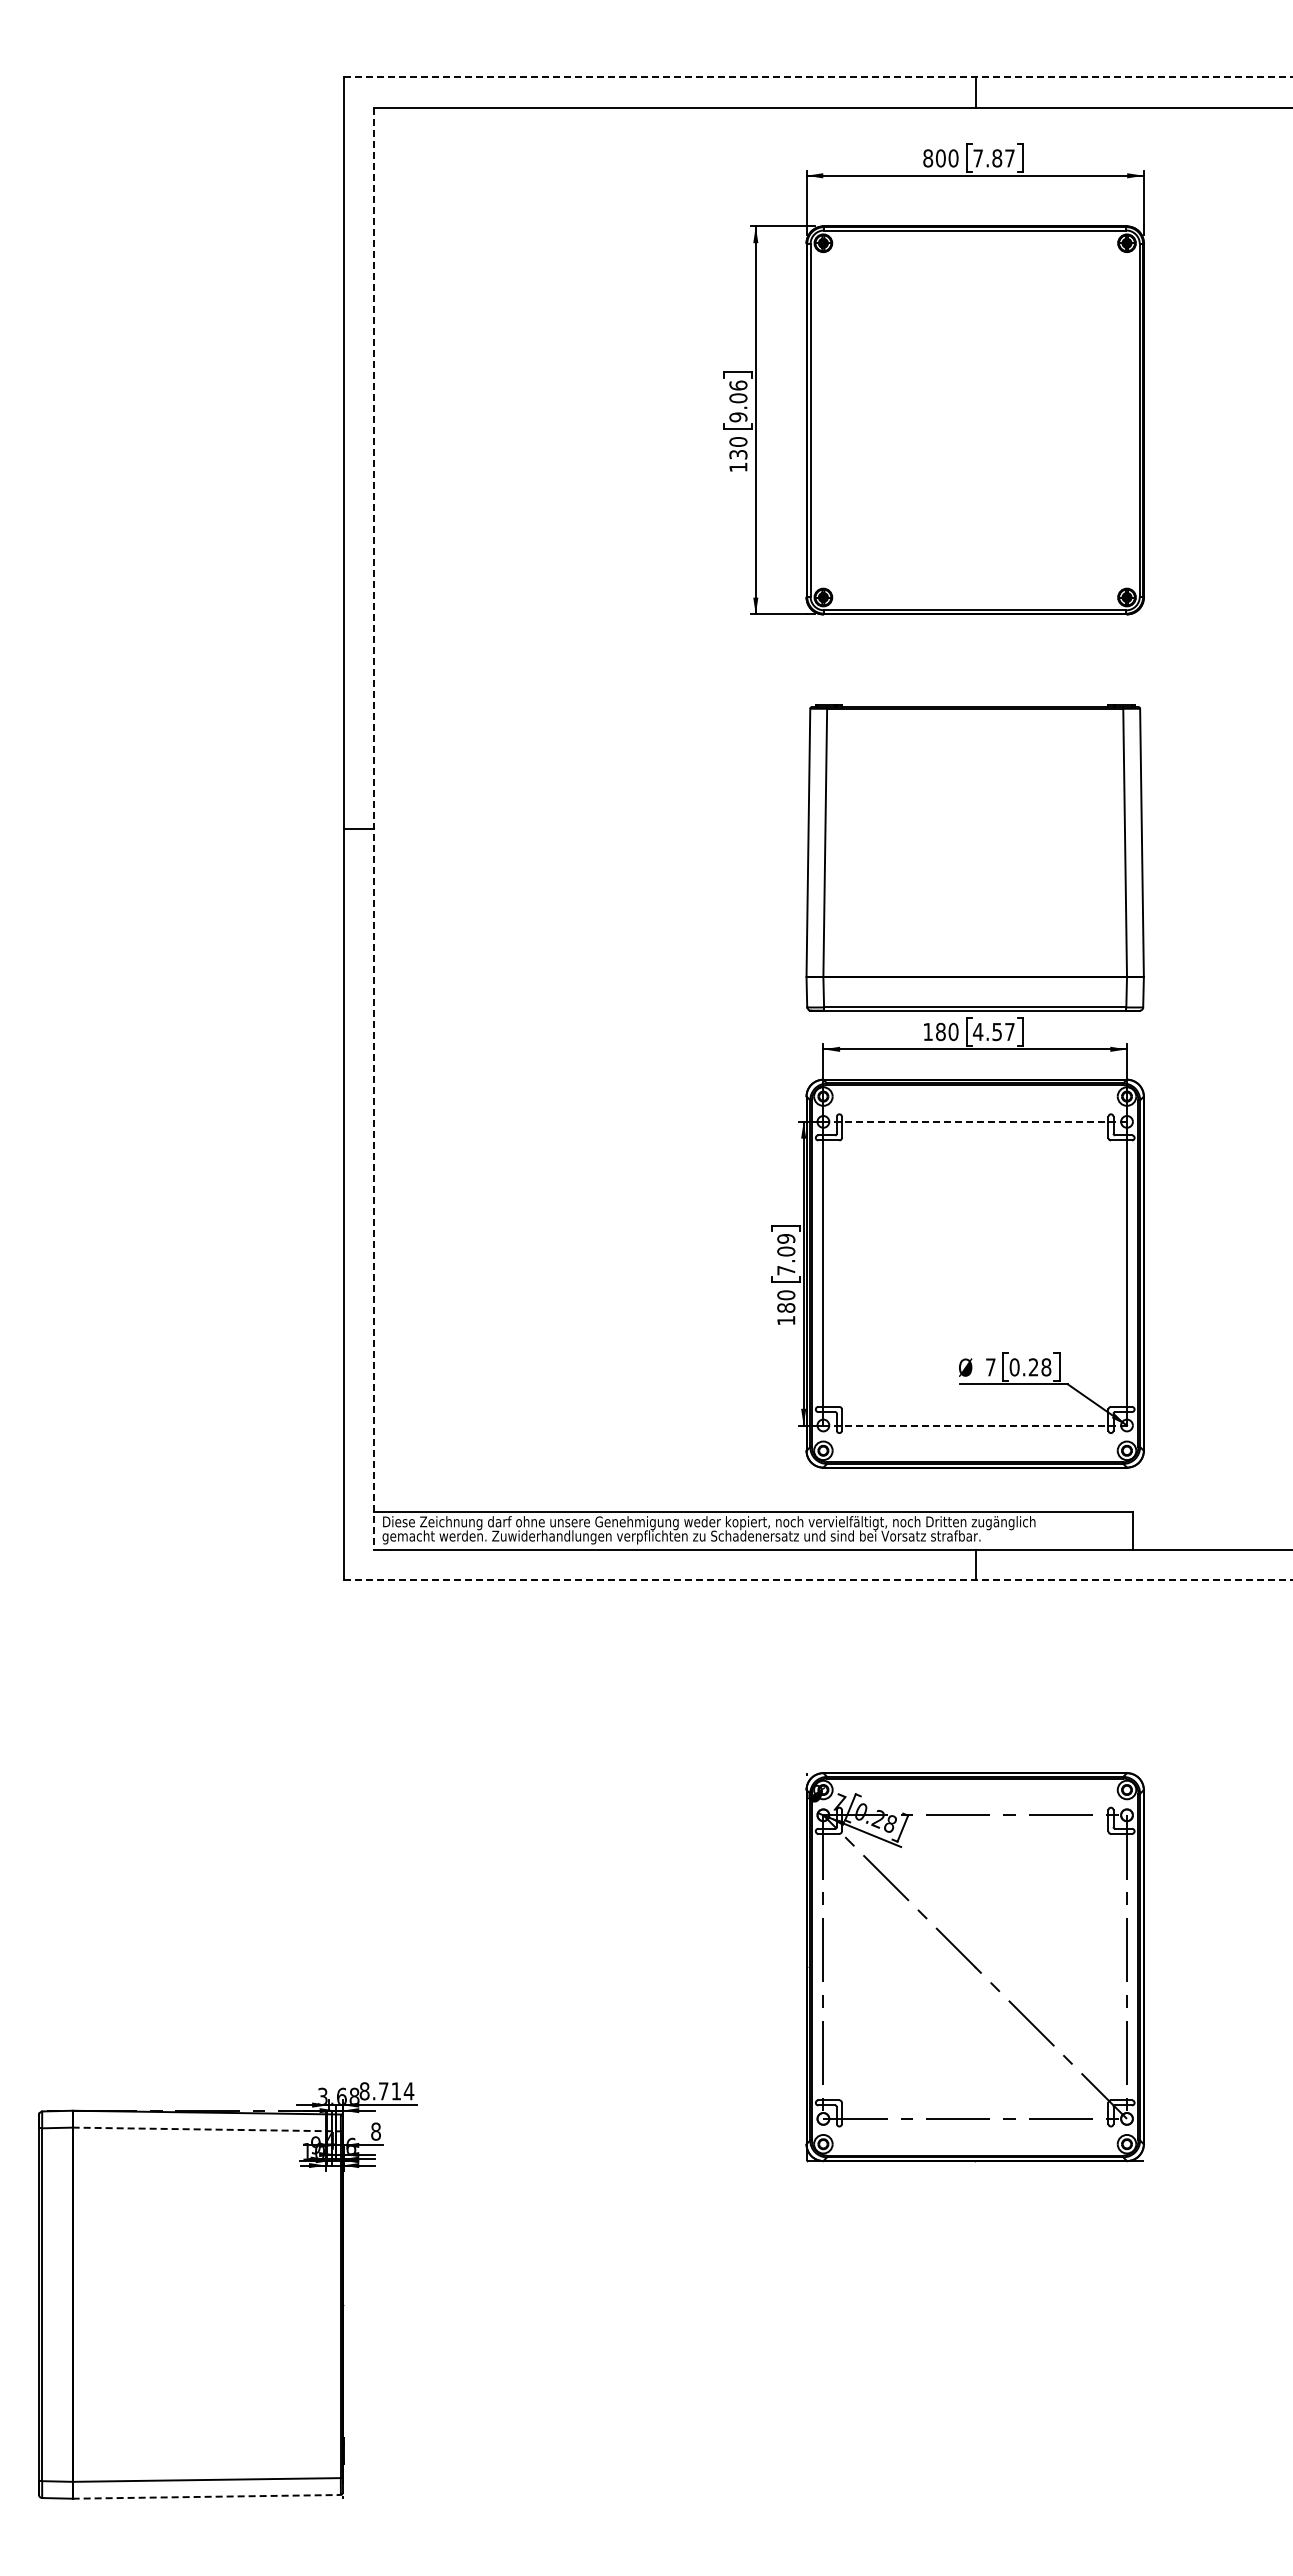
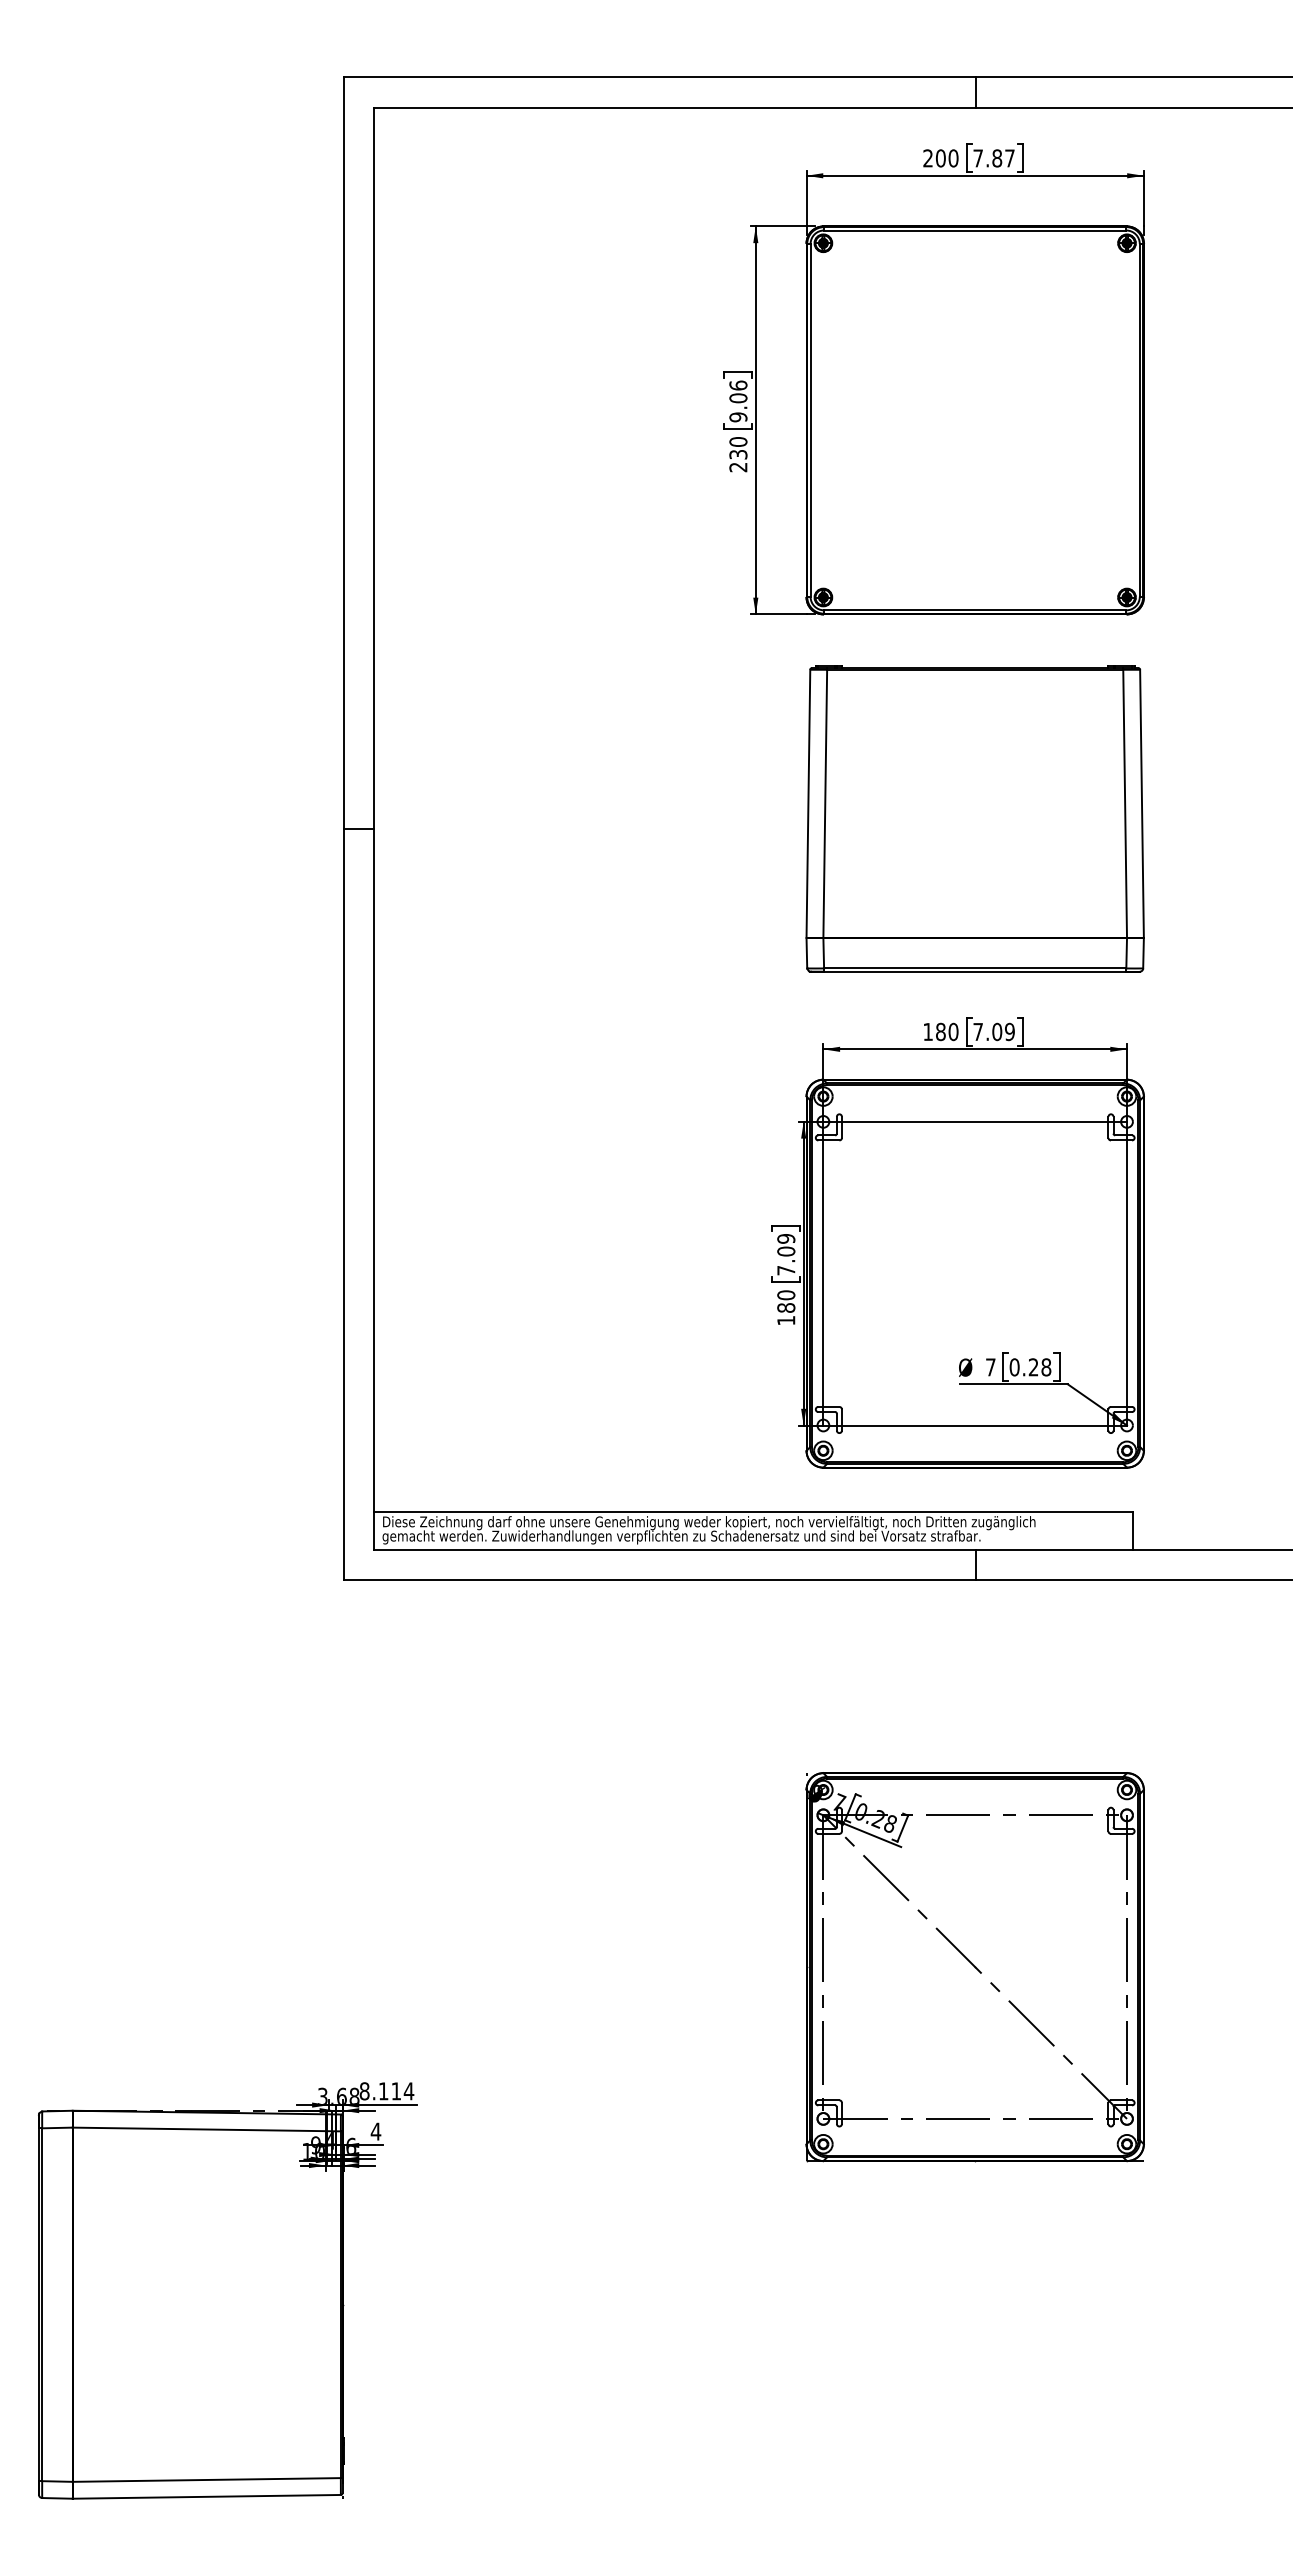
line: dashed -> solid (818, 77)
text: 800 -> 200 (928, 158)
text: 130 -> 230 (738, 467)
line: dashed -> solid (374, 829)
part position: (974, 857) -> (974, 818) (974, 818)
text: 4.57 -> 7.09 (993, 1031)
line: dashed -> solid (975, 1121)
line: dashed -> solid (975, 1425)
line: dashed -> solid (818, 1580)
text: 8.714 -> 8.114 (383, 2091)
line: dashed -> solid (207, 2129)
text: 8 -> 4 (375, 2131)
line: dashed -> solid (207, 2496)
